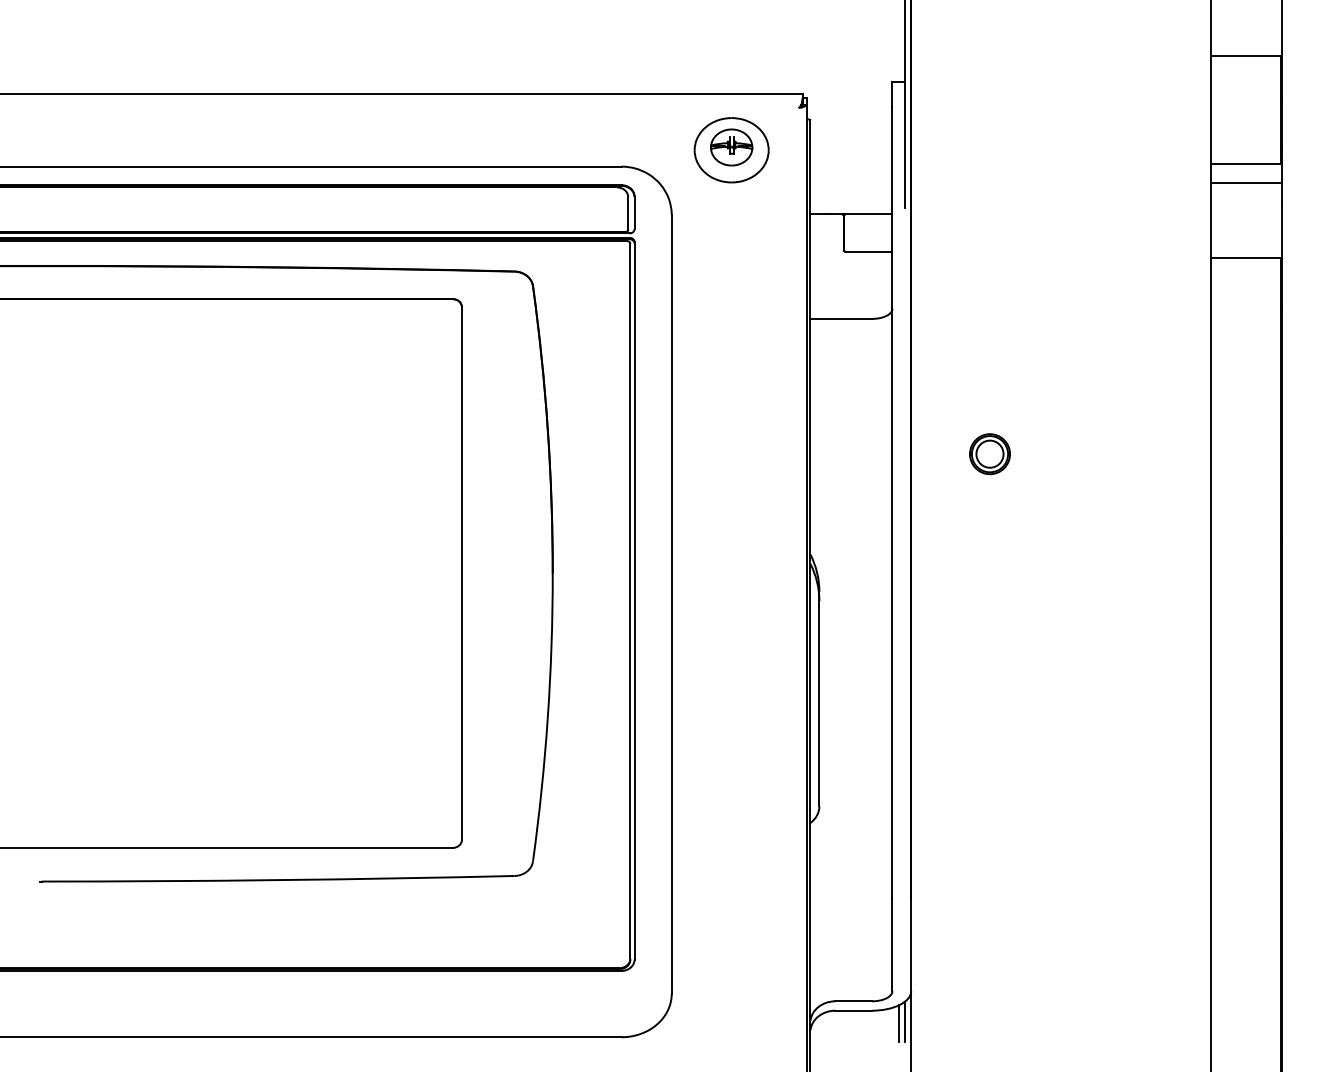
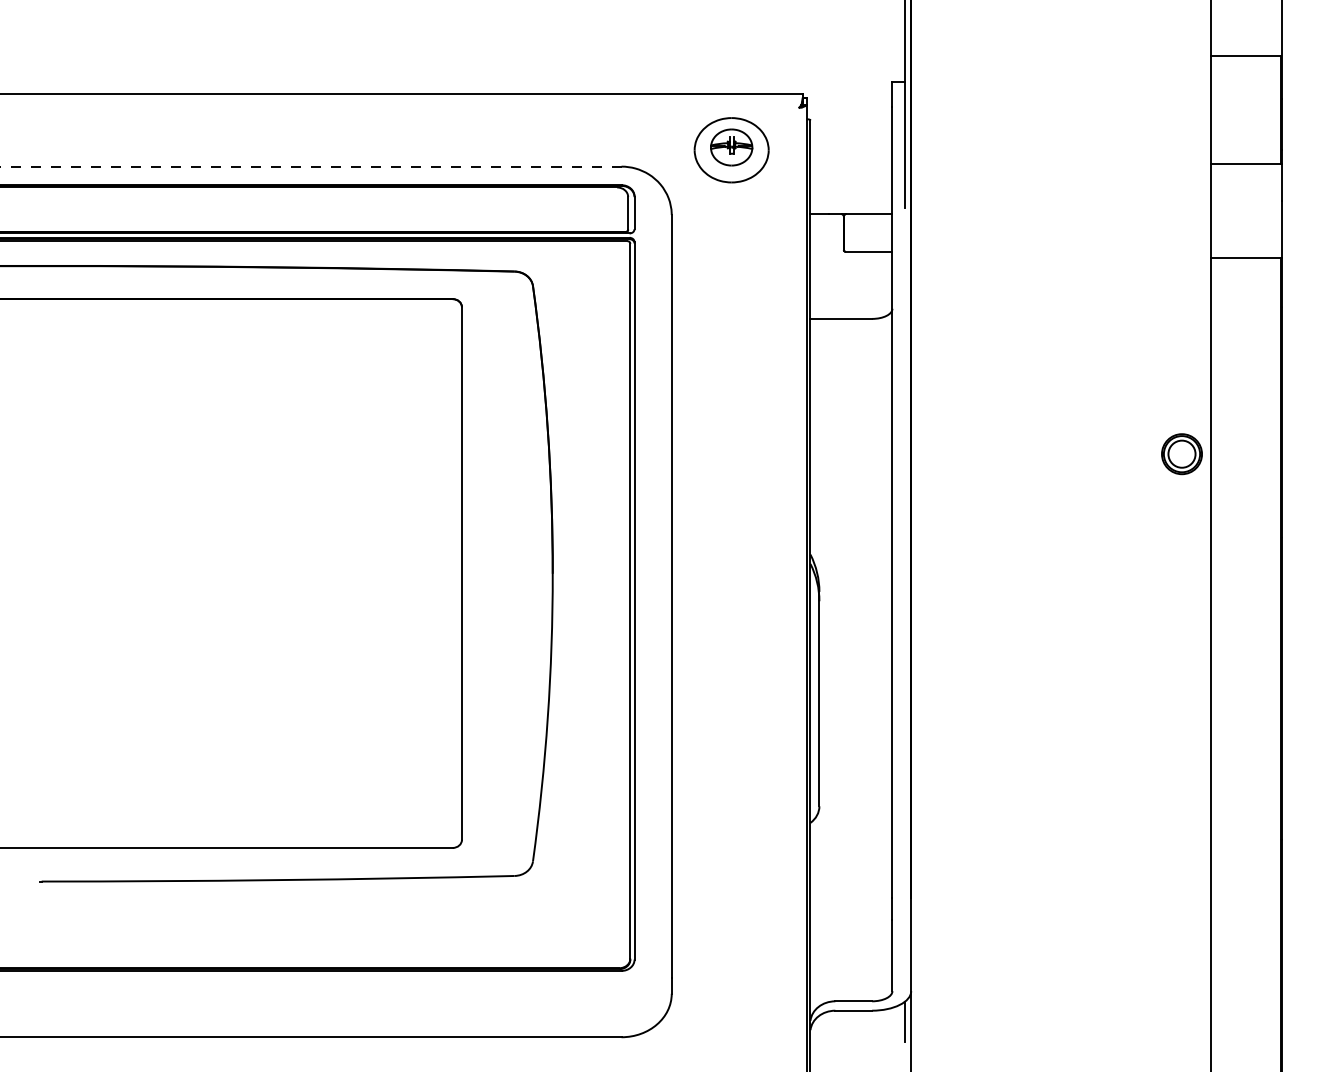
line: solid -> dashed (310, 166)
line: present -> none (1246, 182)
part position: (989, 454) -> (1181, 454) (1181, 454)
line: present -> none (899, 1023)
